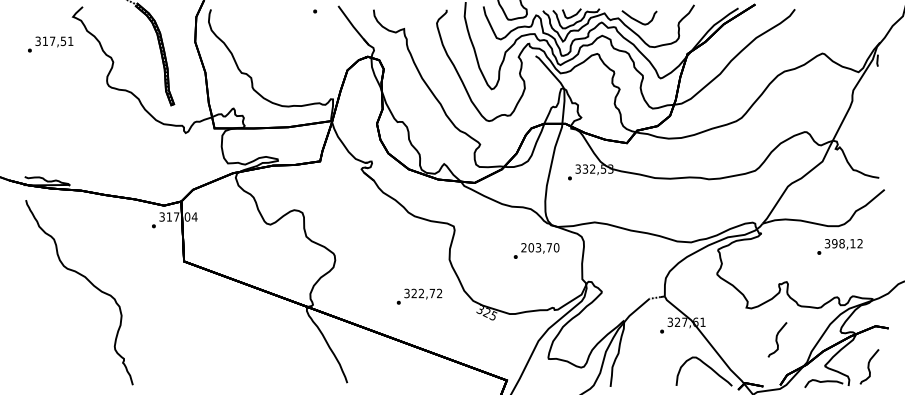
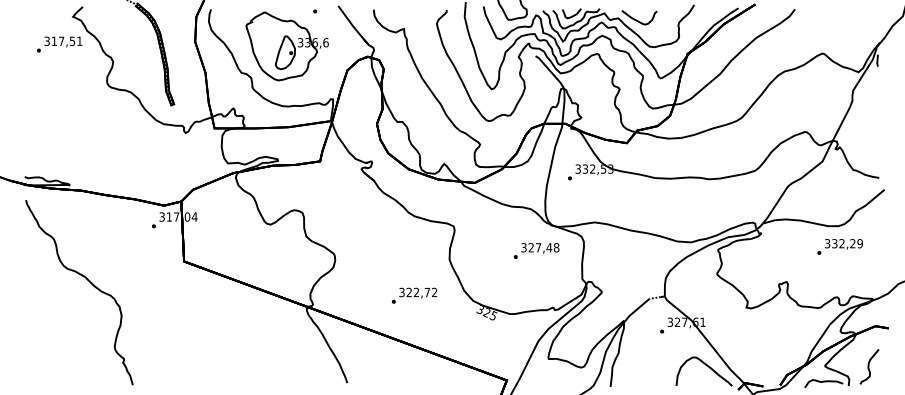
text position: (50, 44) -> (59, 44) (59, 44)
part: none -> present (286, 46)
text: 398,12 -> 332,29 (847, 243)
text: 203,70 -> 327,48 (540, 247)
text position: (419, 296) -> (414, 295) (414, 295)
curve: present -> none (777, 339)
